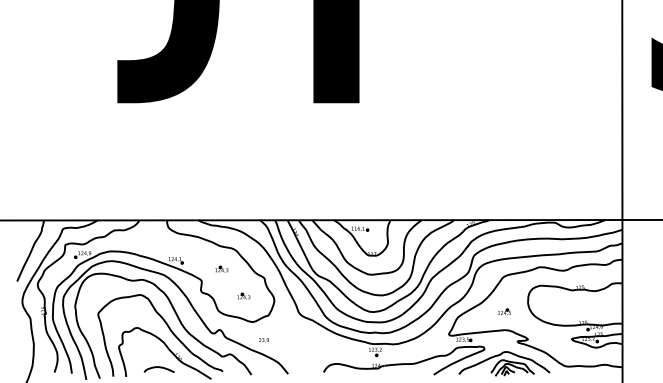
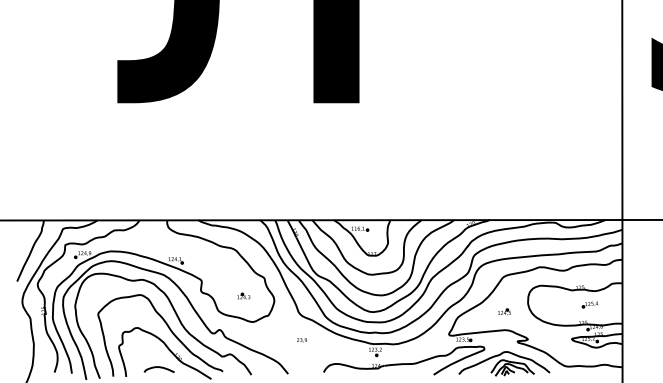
part: present -> none (221, 268)
part: none -> present (589, 304)
text position: (263, 340) -> (301, 340) (301, 340)
